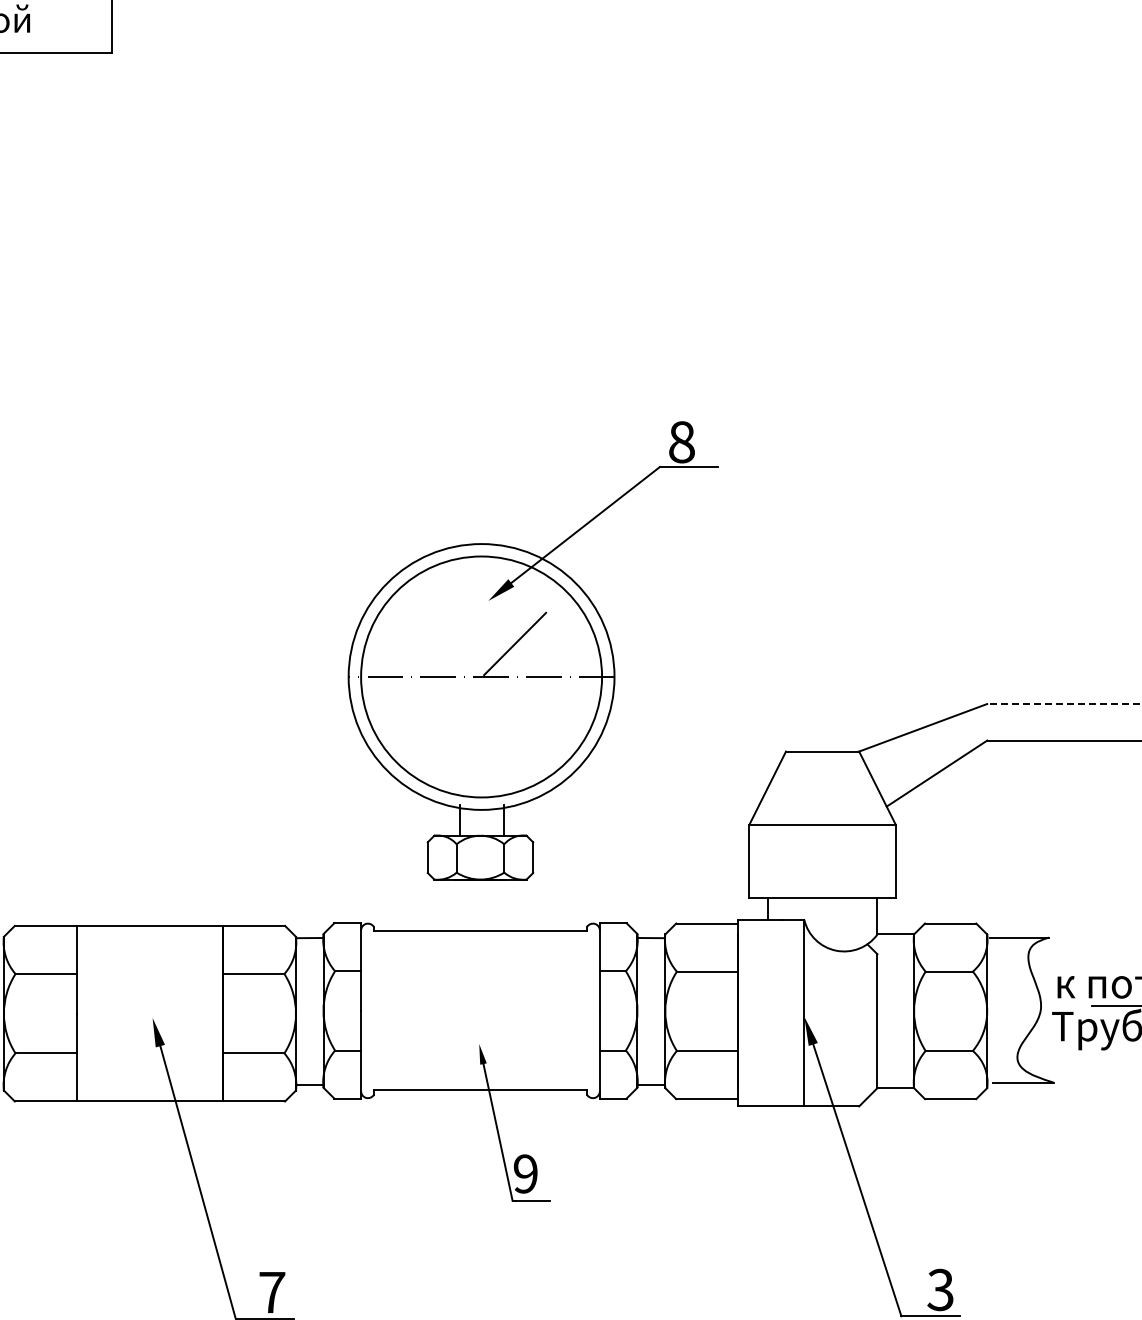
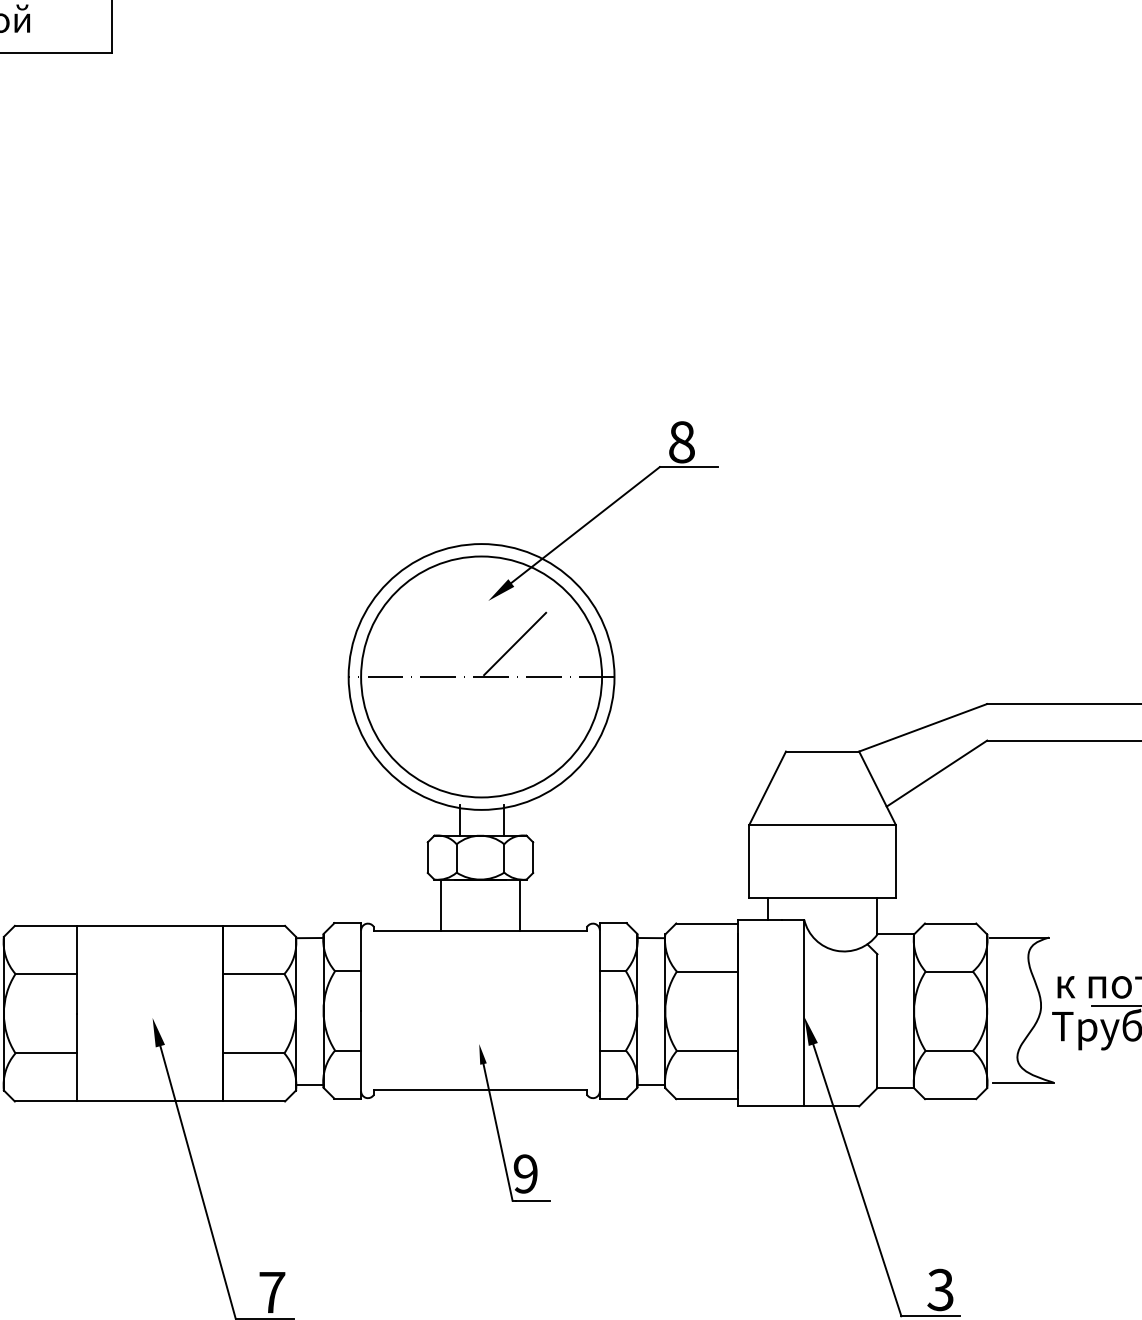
line: dashed -> solid (1064, 704)
line: none -> present (440, 905)
line: none -> present (520, 905)
